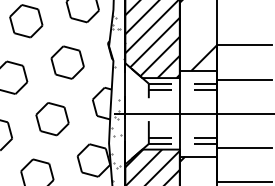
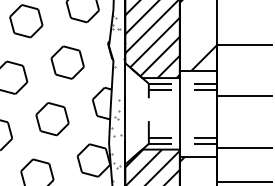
line position: (244, 79) -> (244, 95) (244, 95)
line: present -> none (192, 113)
